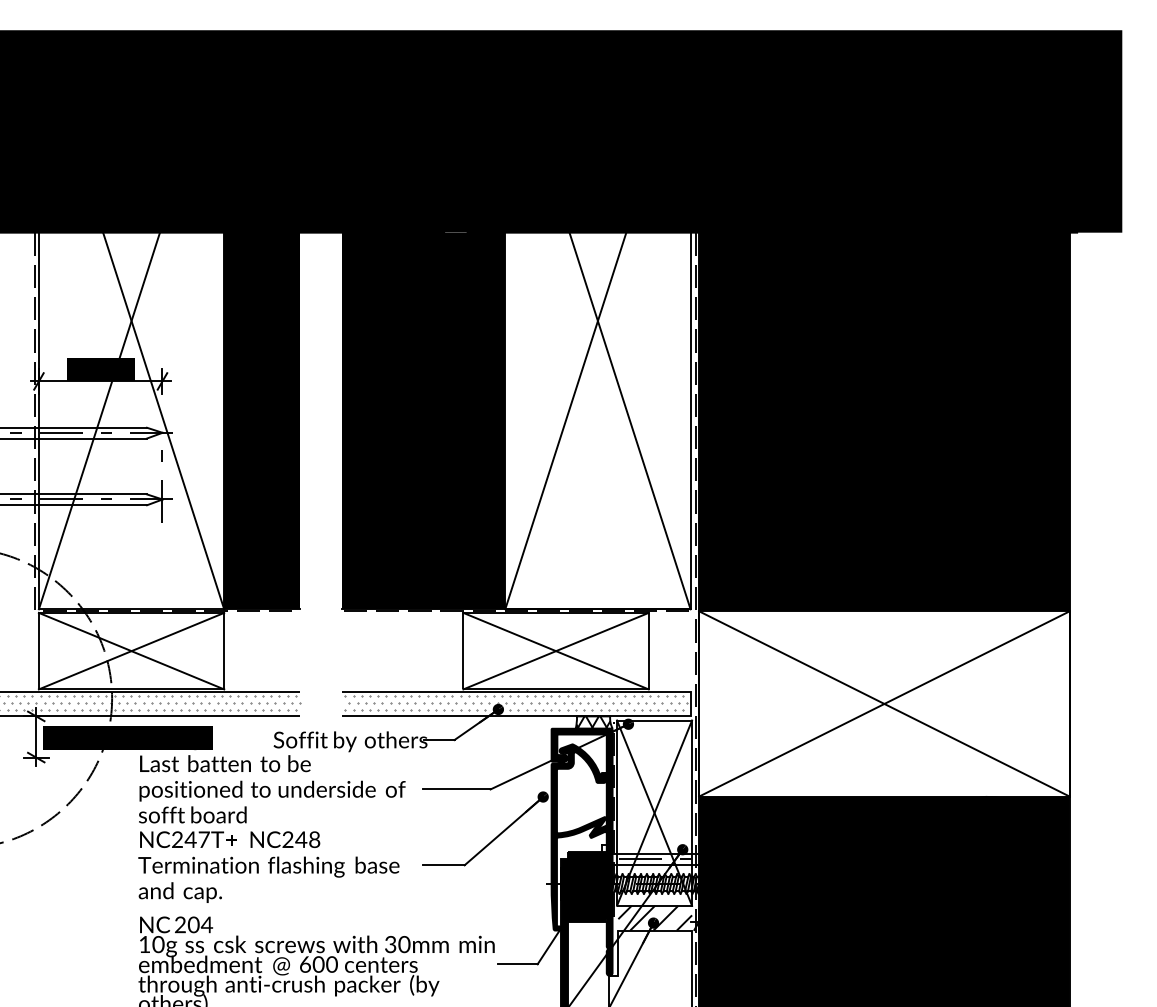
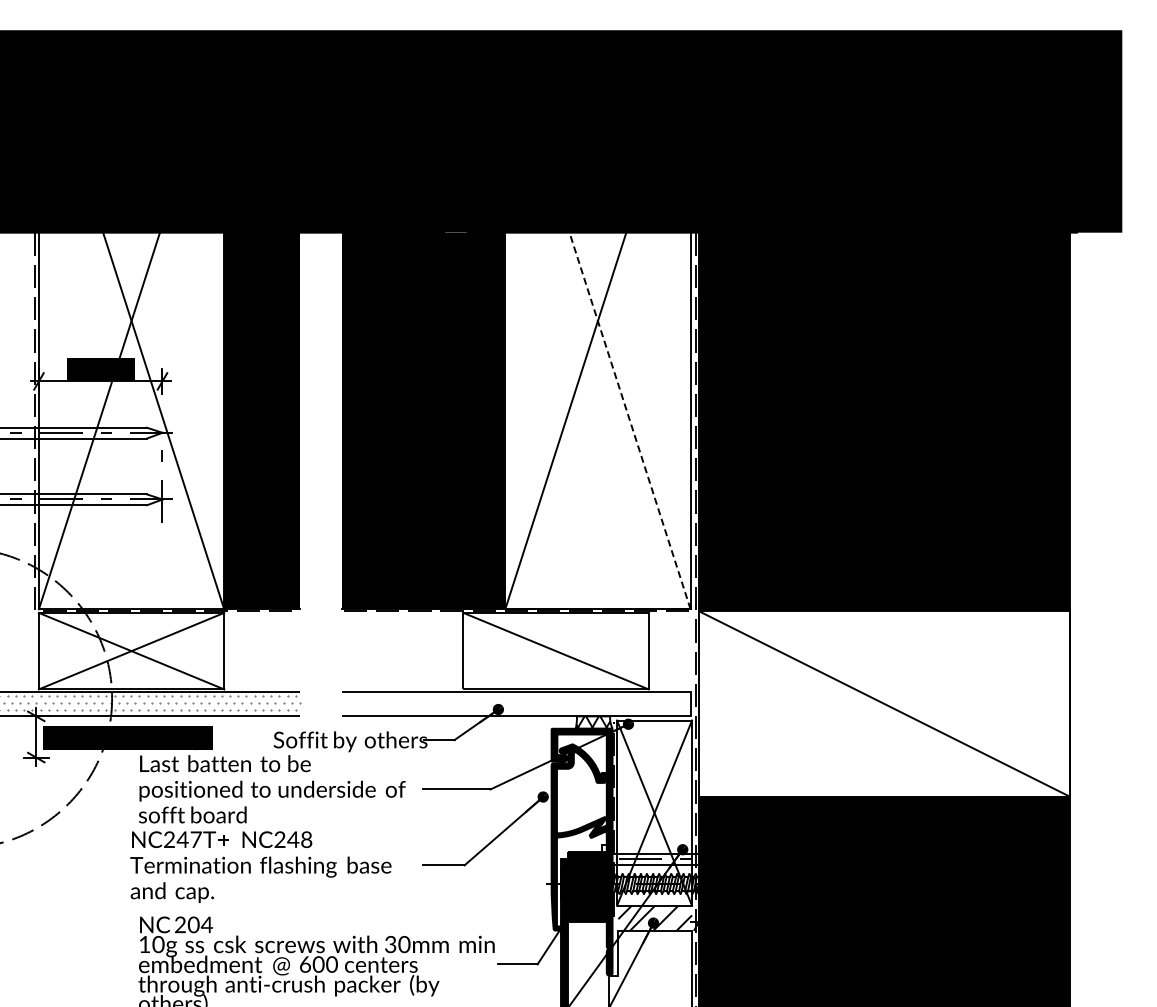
line: solid -> dashed (630, 421)
line: present -> none (555, 650)
hatch: present -> none (516, 702)
line: present -> none (884, 703)
text position: (268, 866) -> (260, 866) (260, 866)
